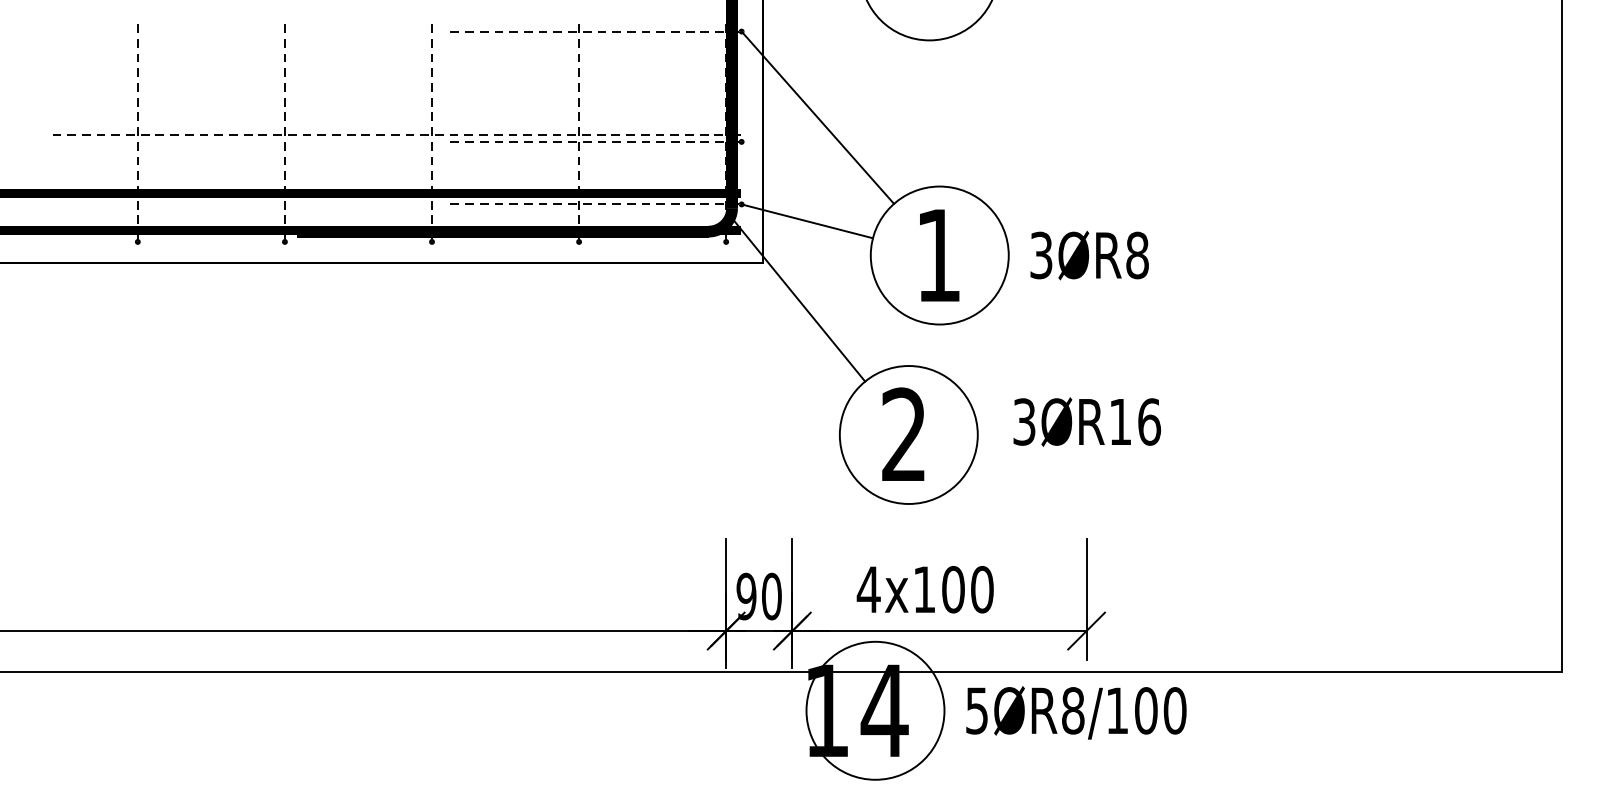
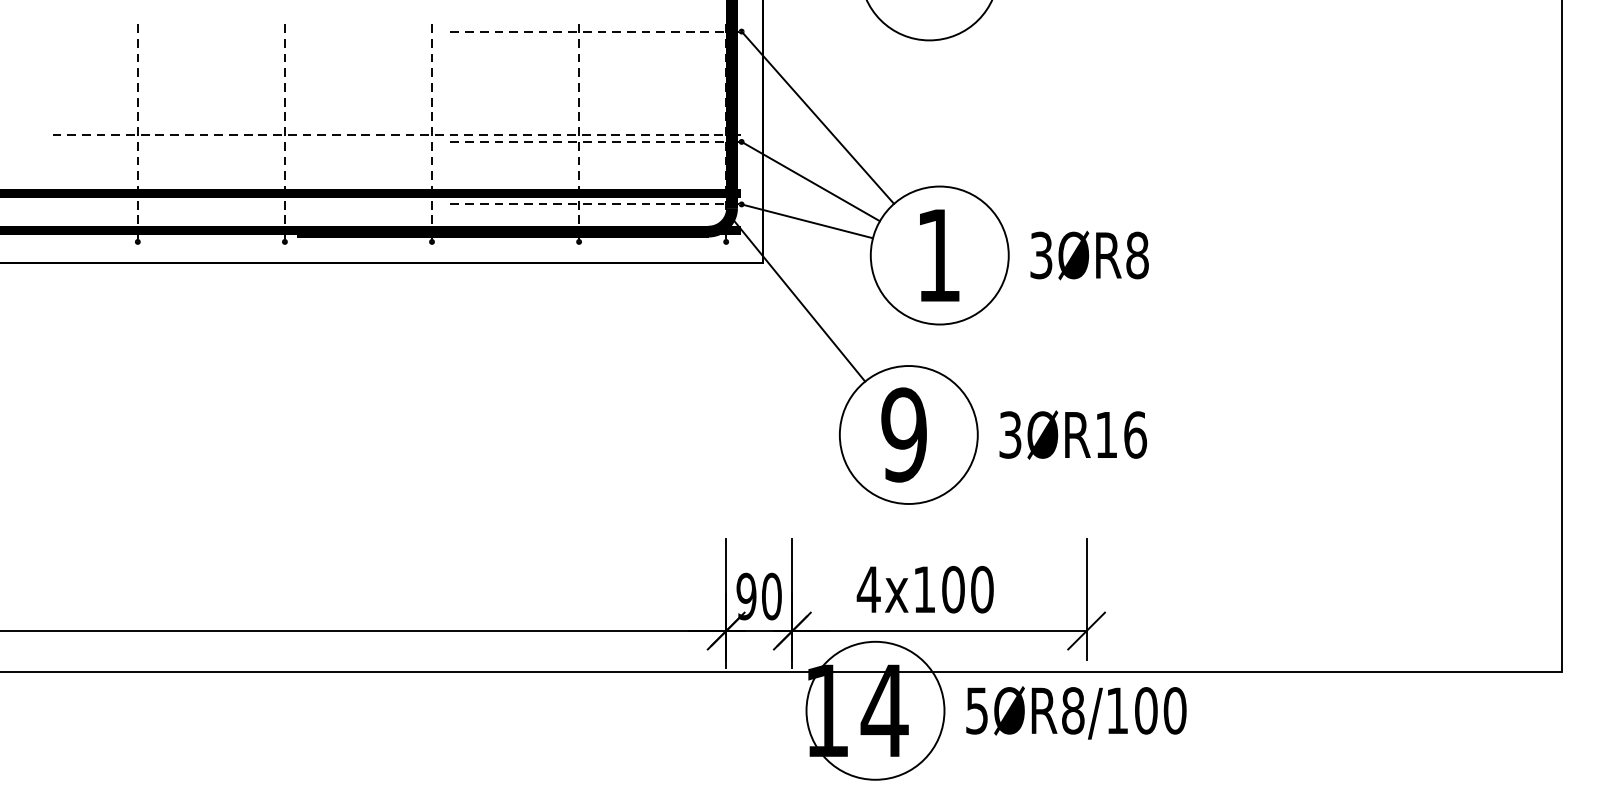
line: none -> present (810, 181)
text position: (1087, 421) -> (1073, 434) (1073, 434)
text: 2 -> 9 (903, 434)
